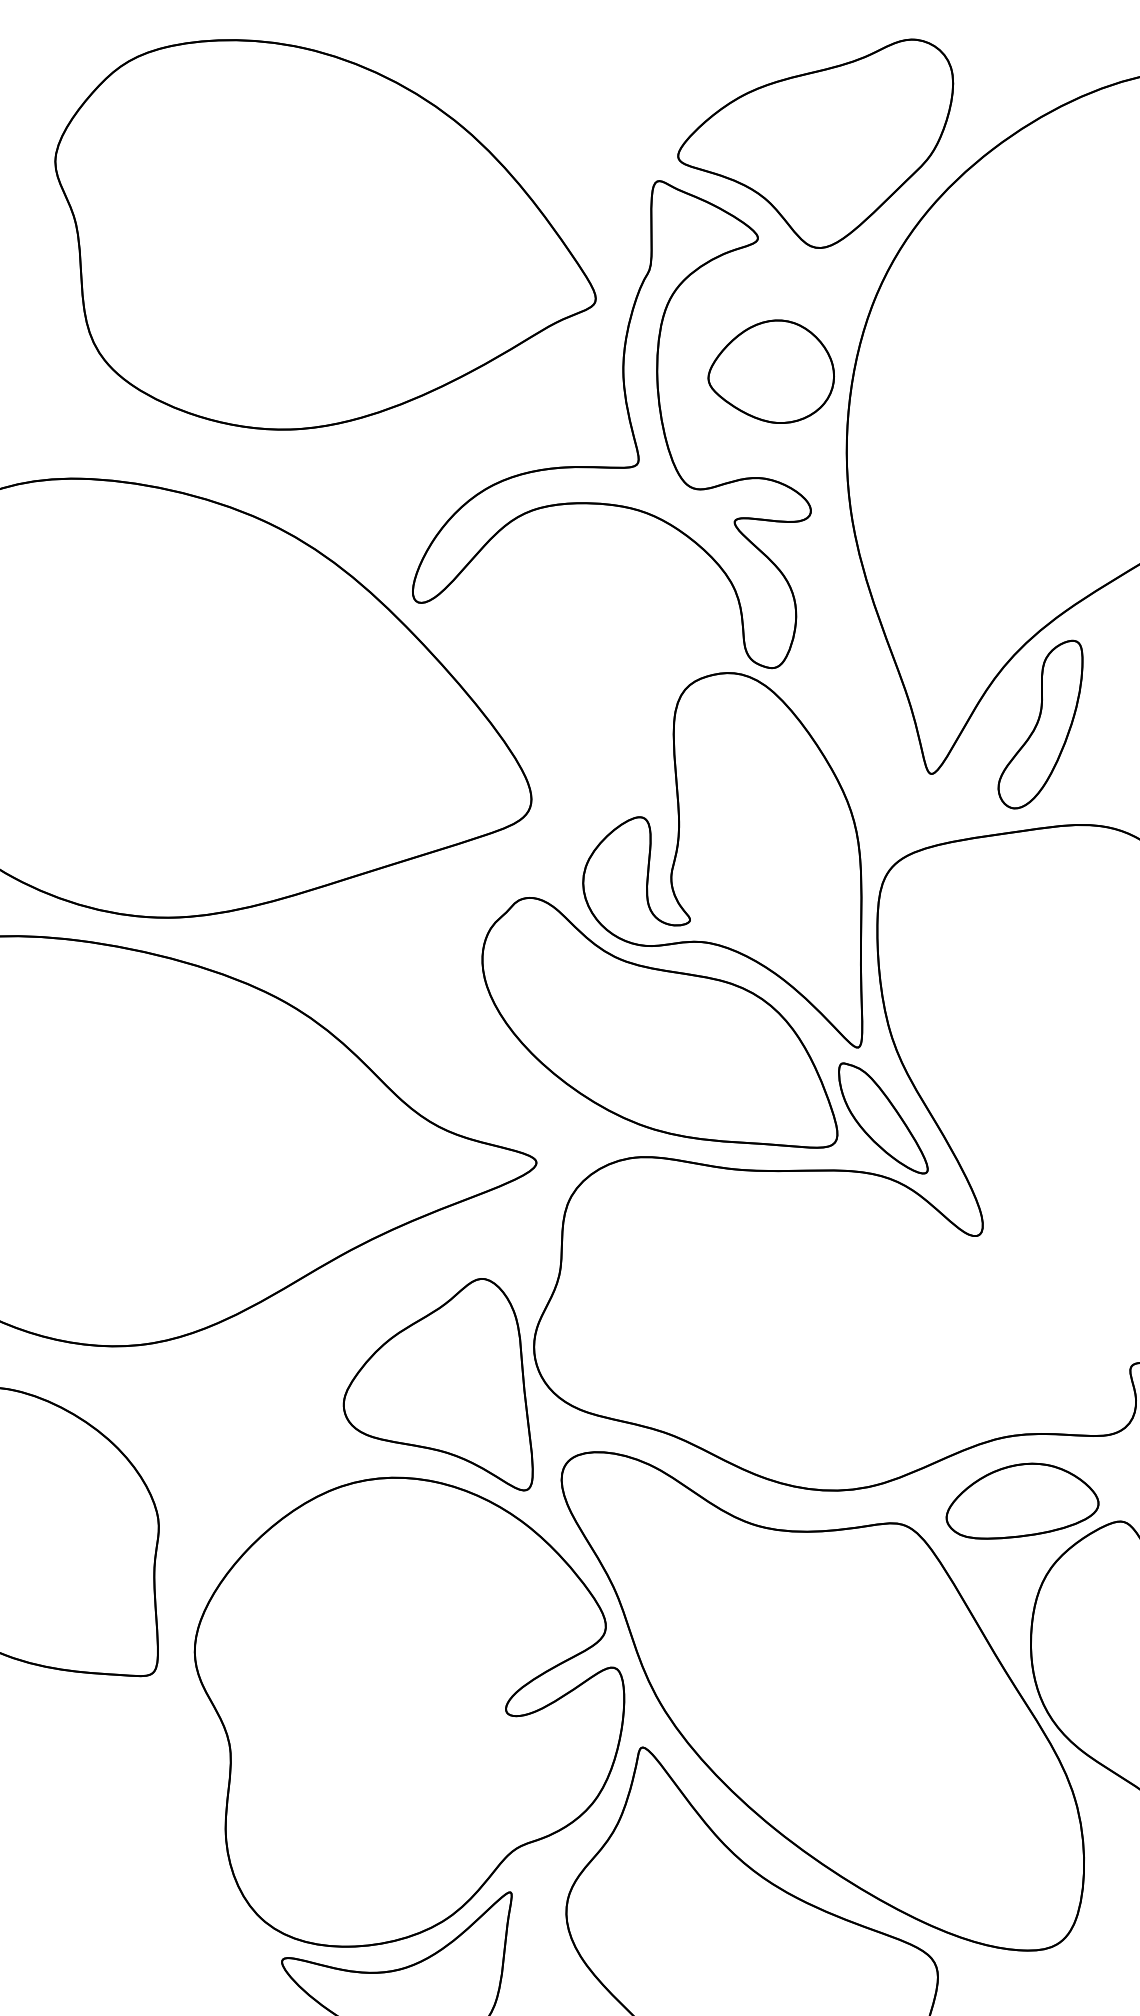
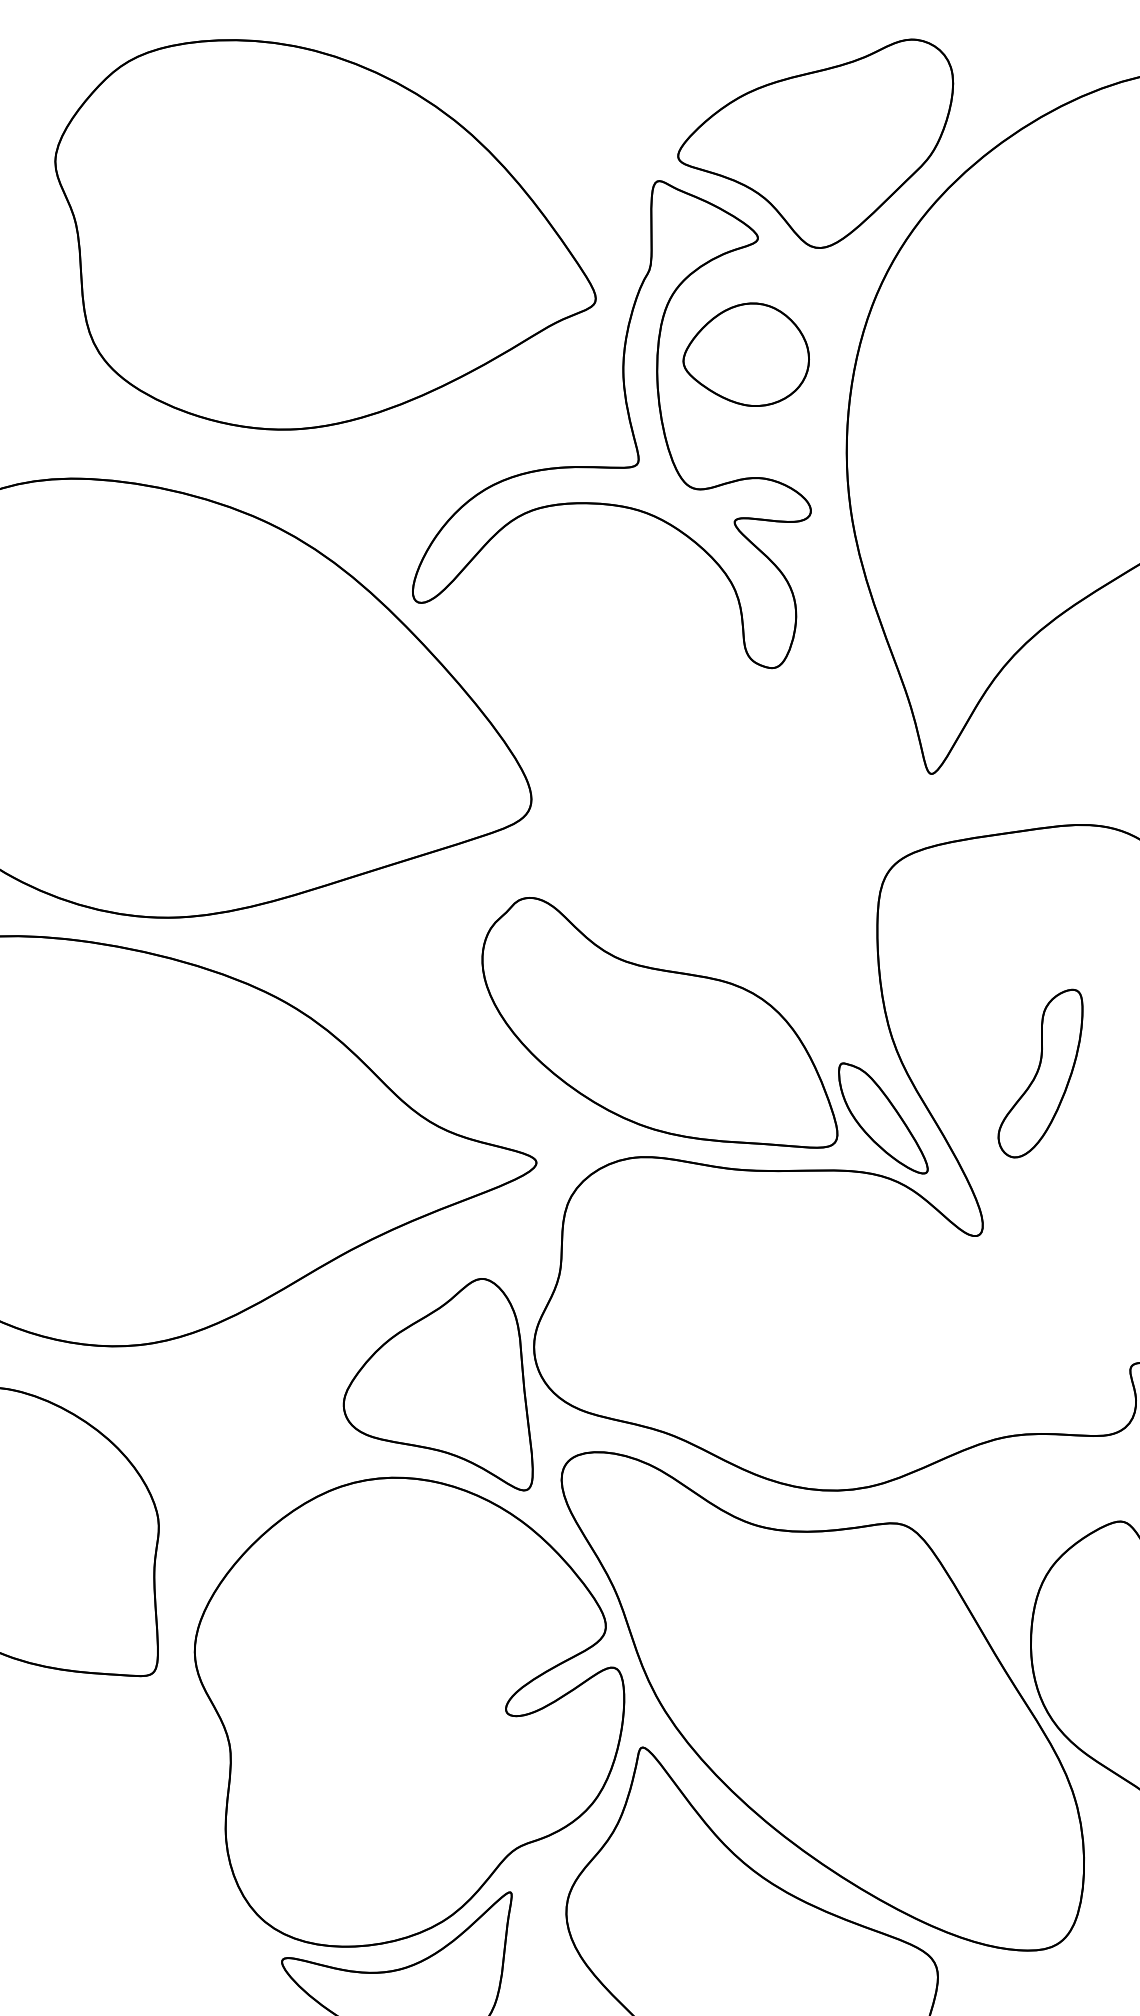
part position: (770, 371) -> (745, 354) (745, 354)
part position: (1040, 724) -> (1040, 1073) (1040, 1073)
part: present -> none (722, 860)
part: present -> none (1022, 1500)
